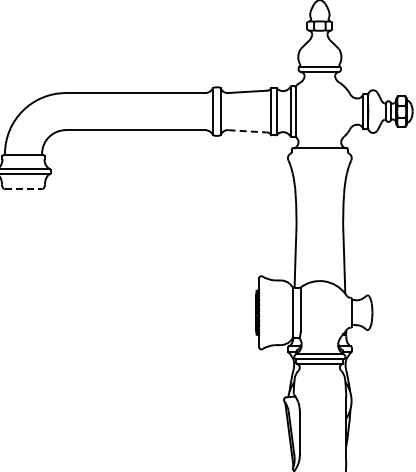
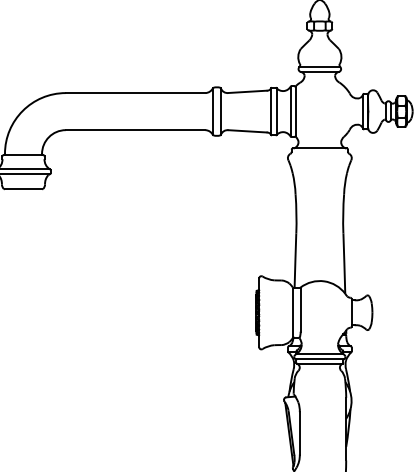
line: dashed -> solid (248, 131)
line: dashed -> solid (23, 189)
